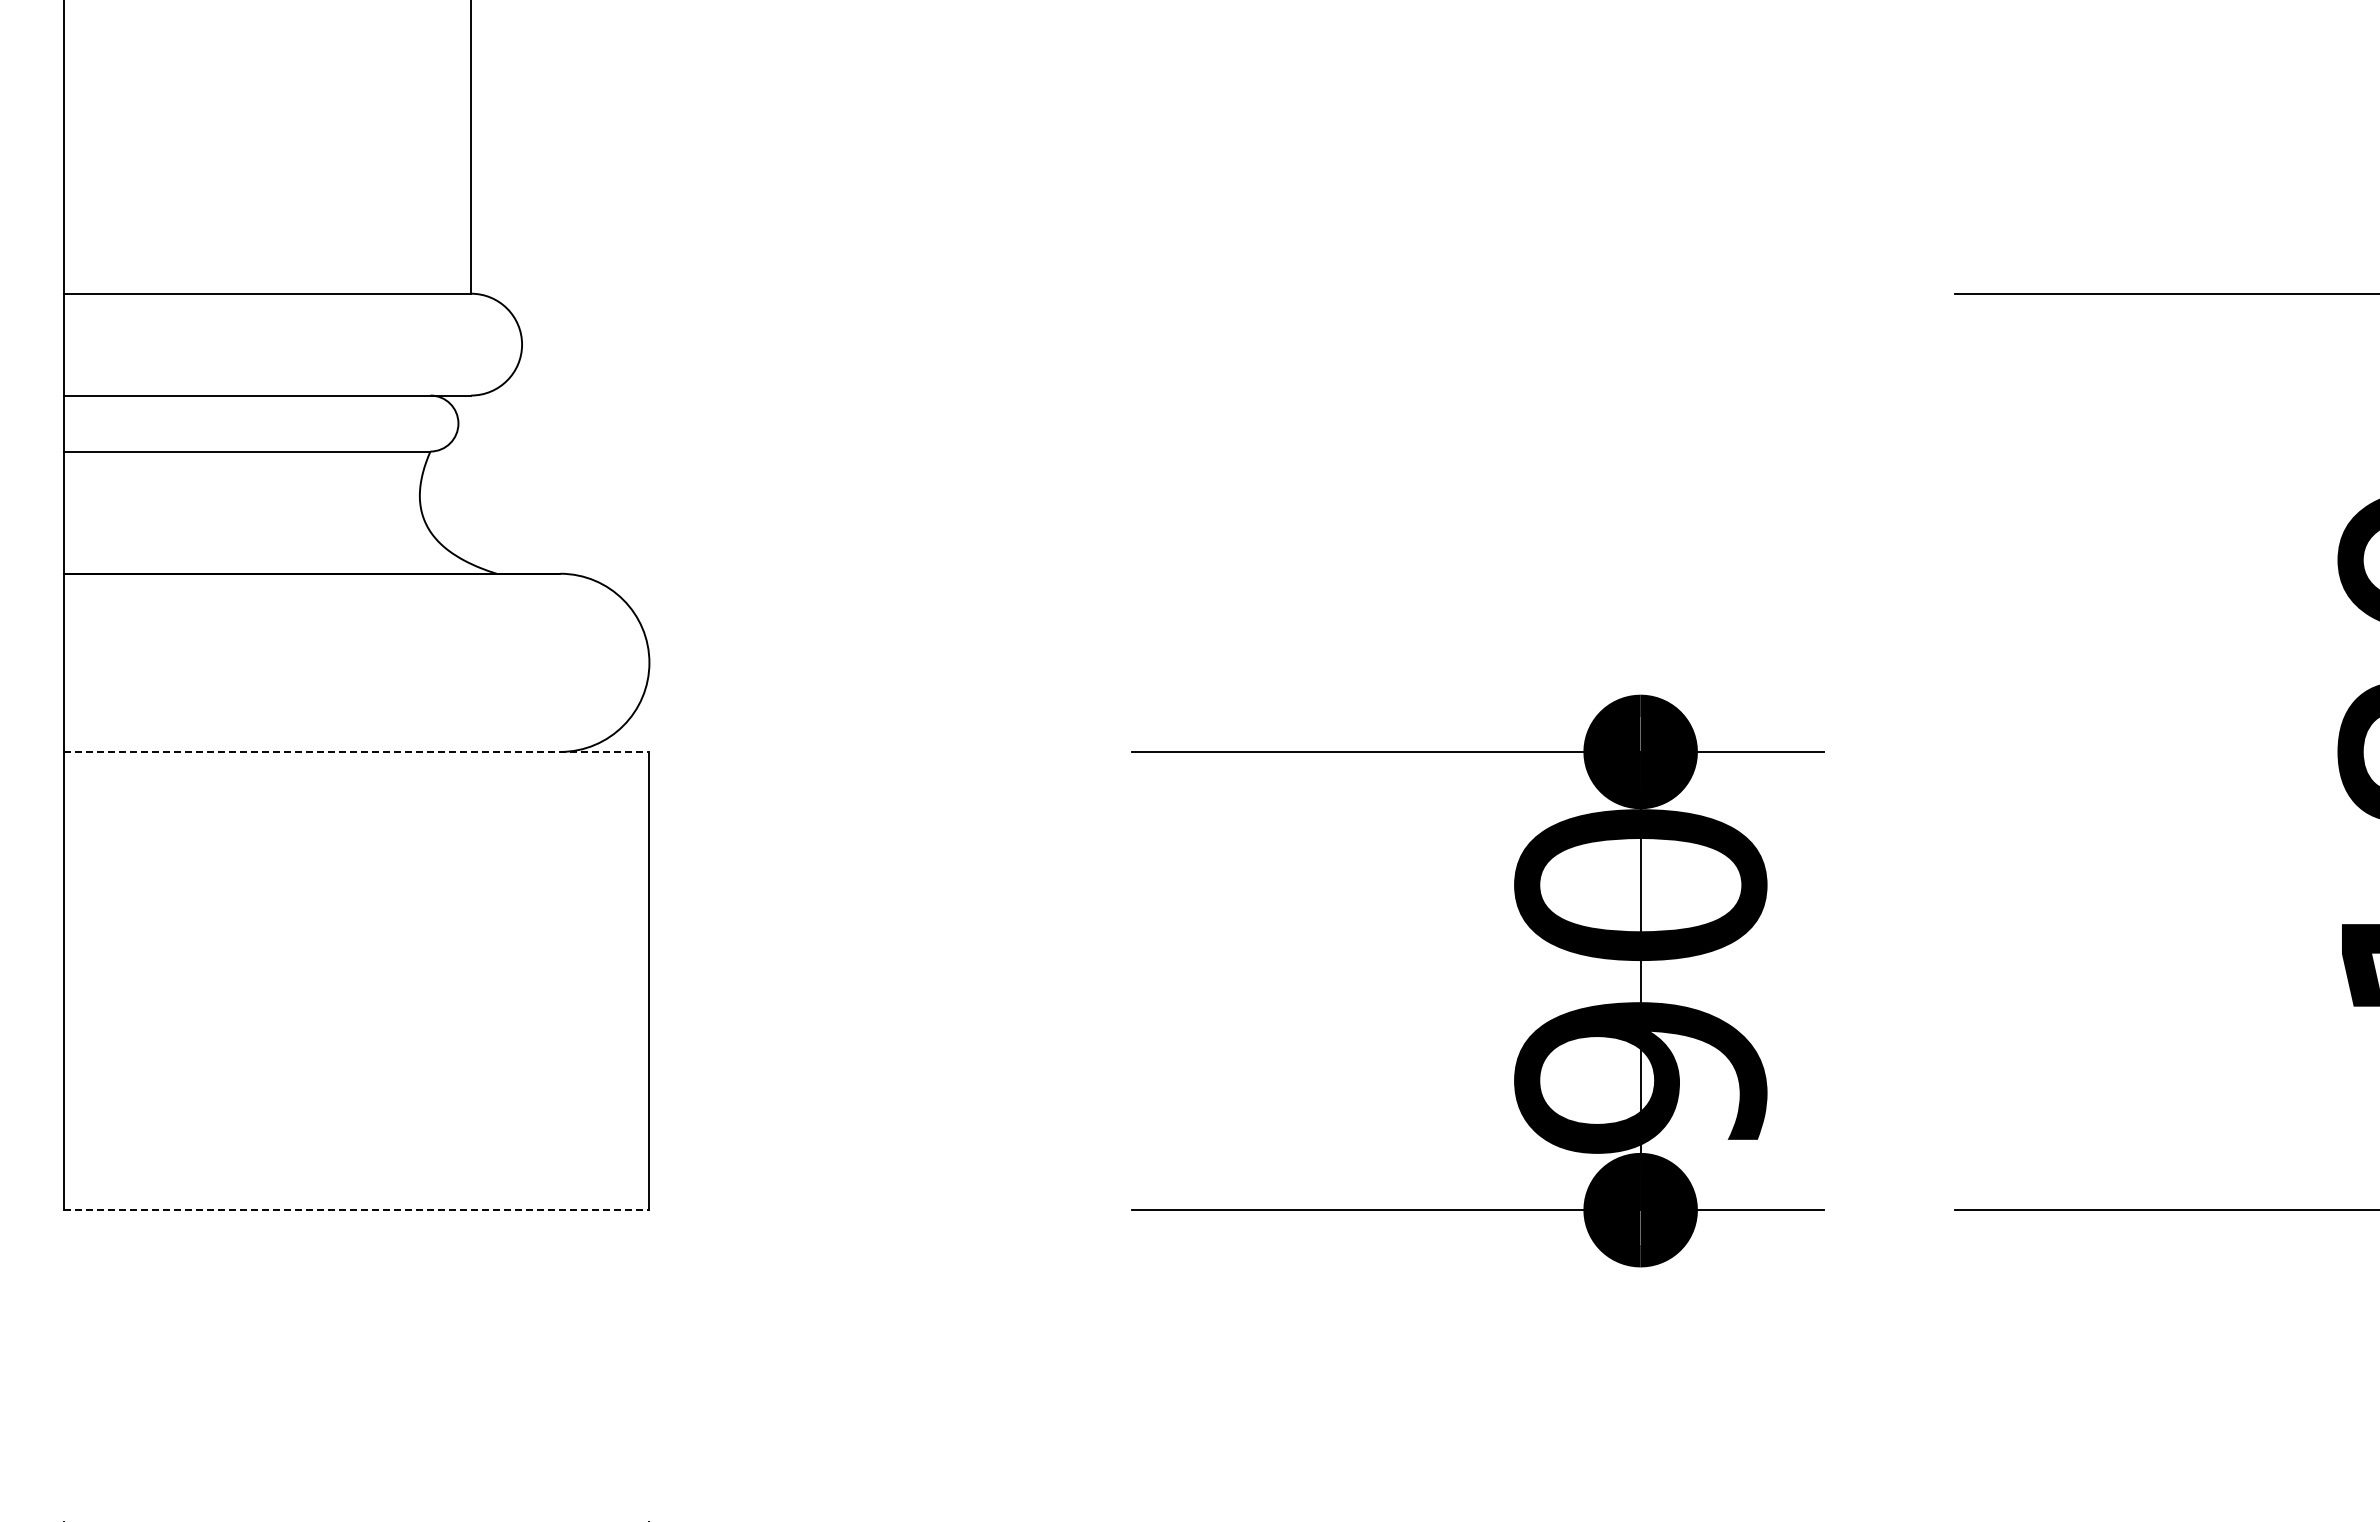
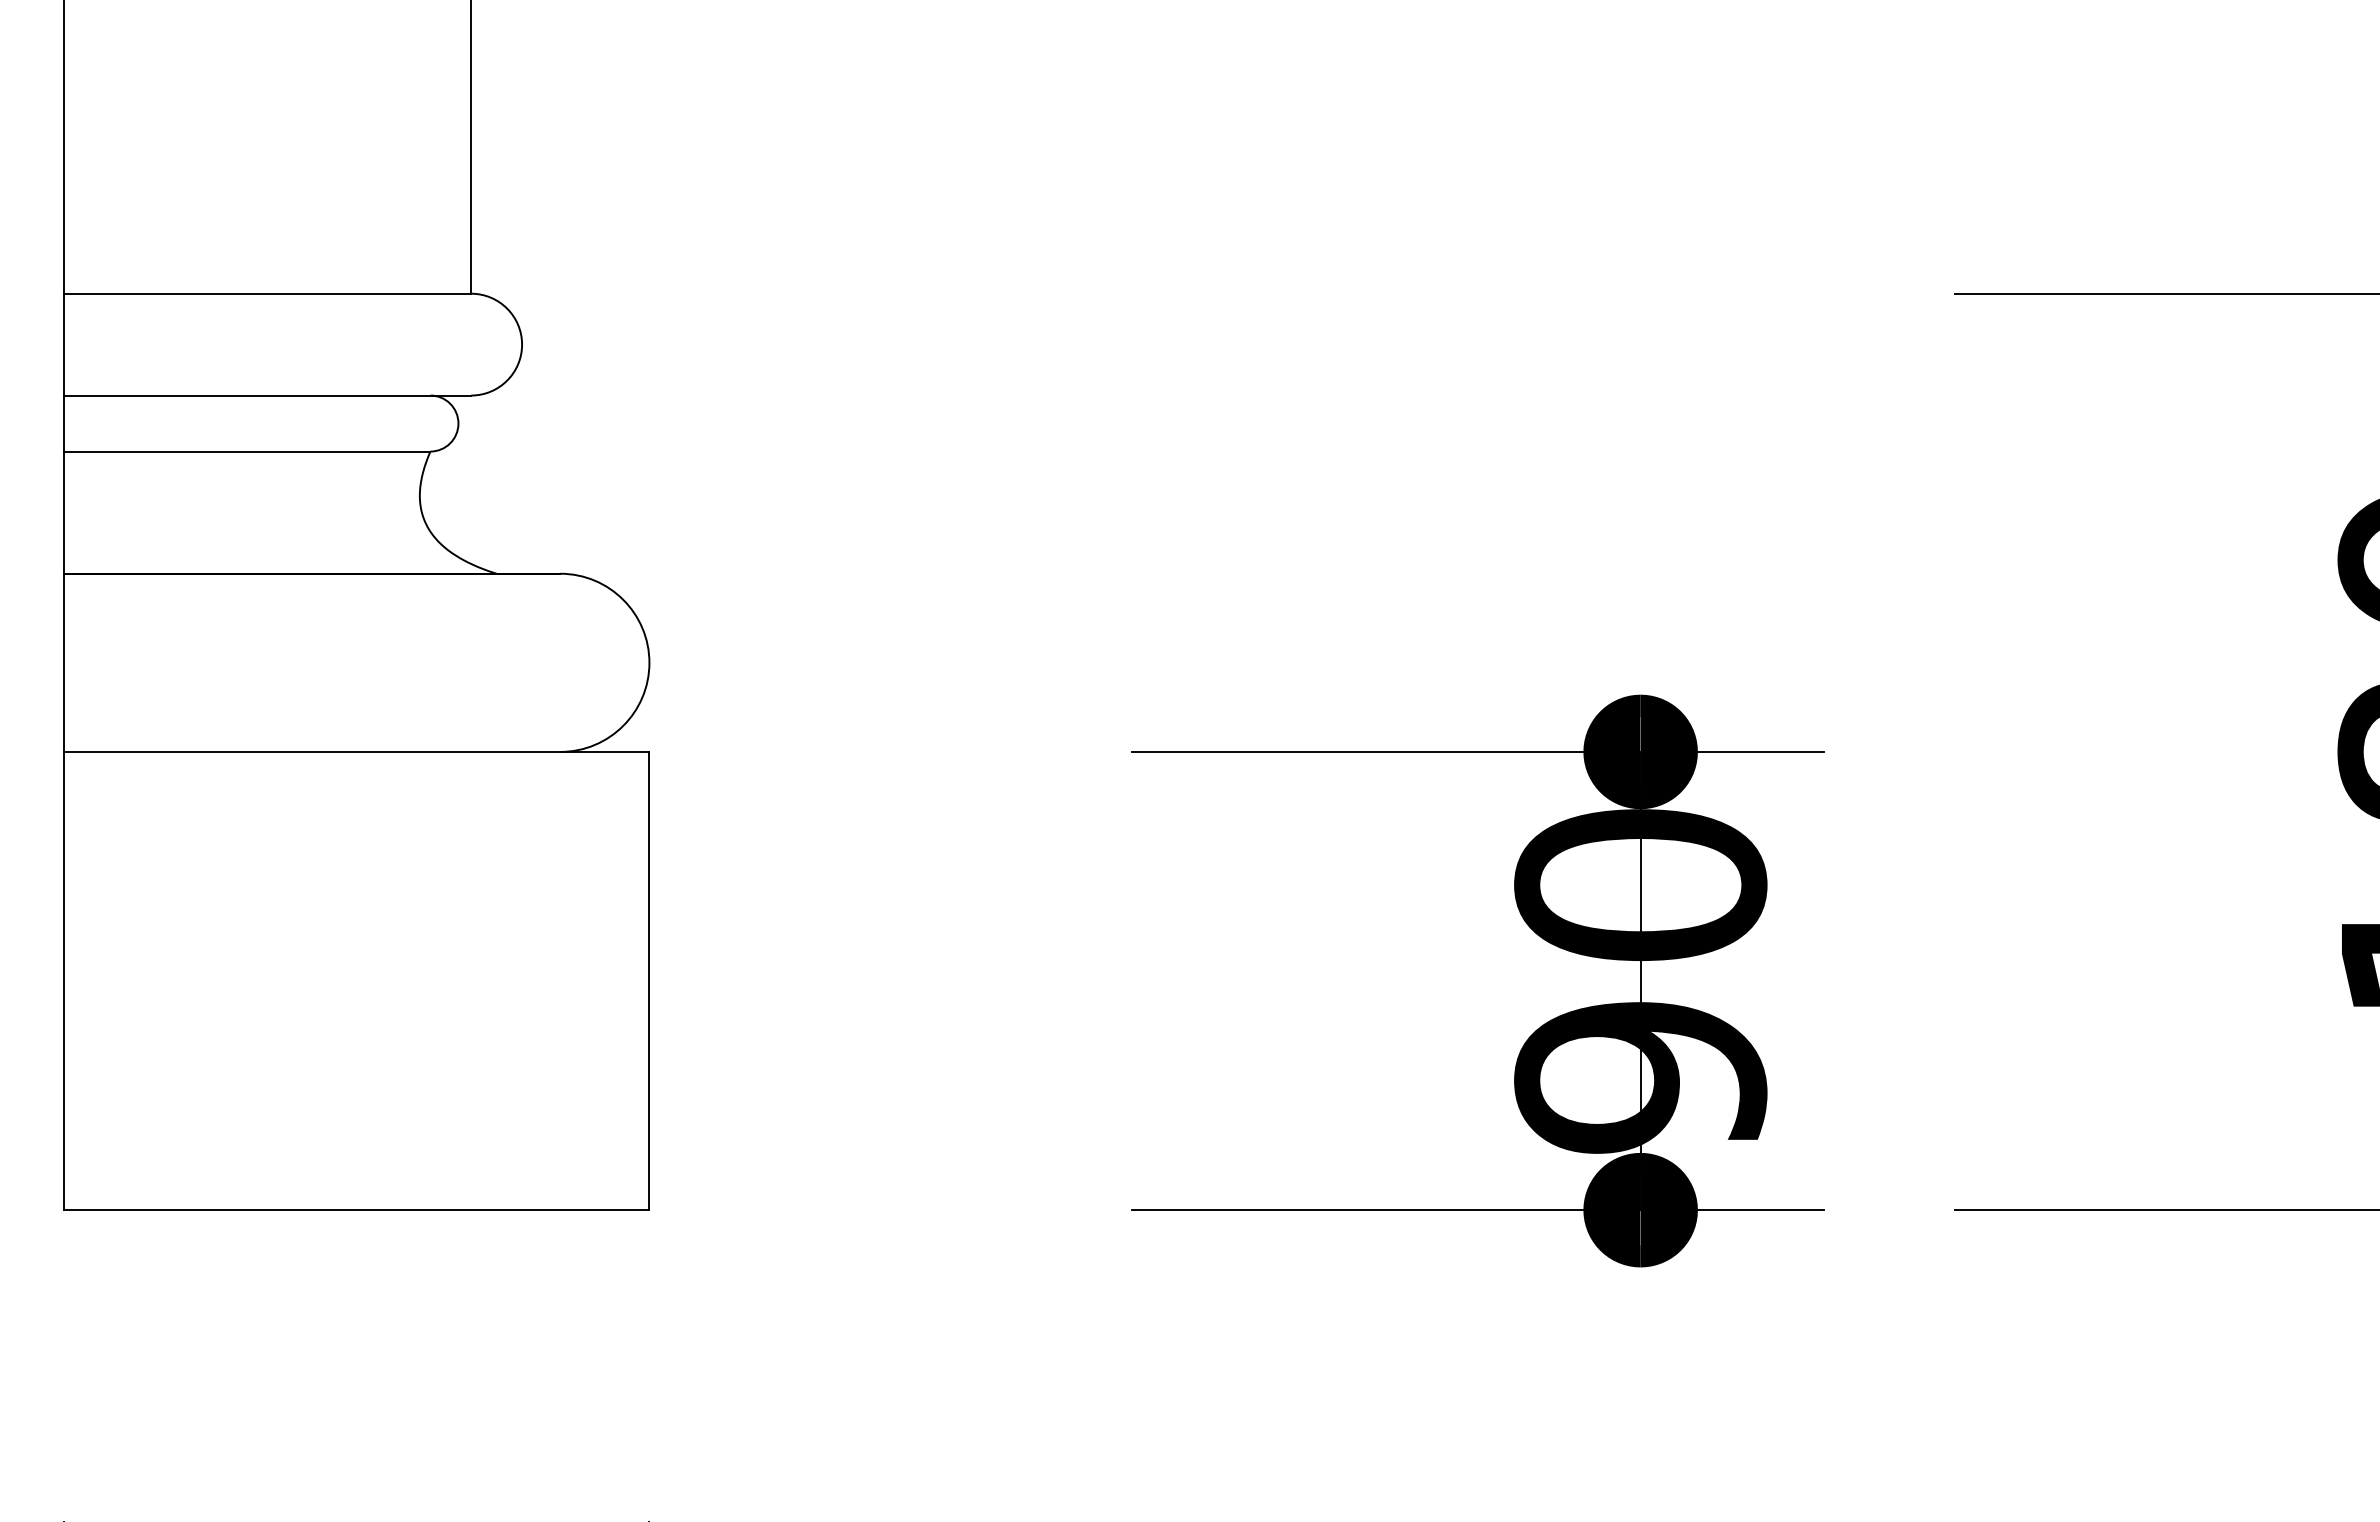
line: dashed -> solid (356, 751)
line: dashed -> solid (356, 1210)
